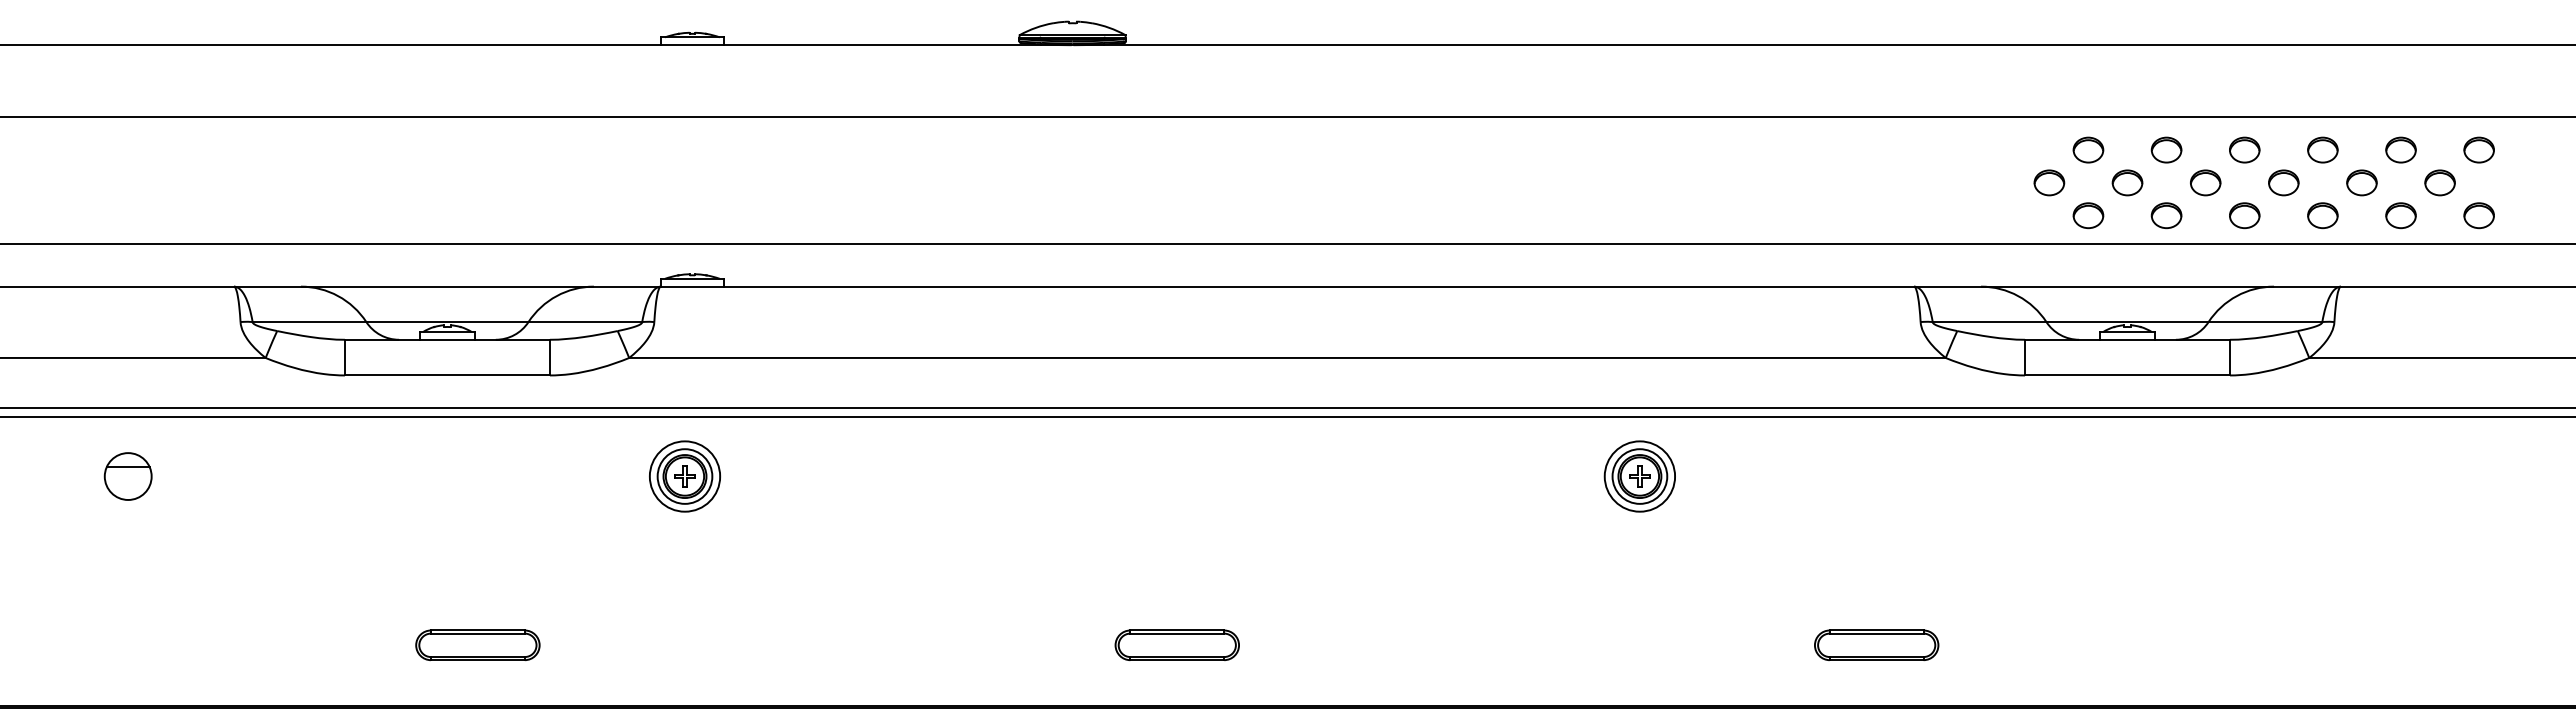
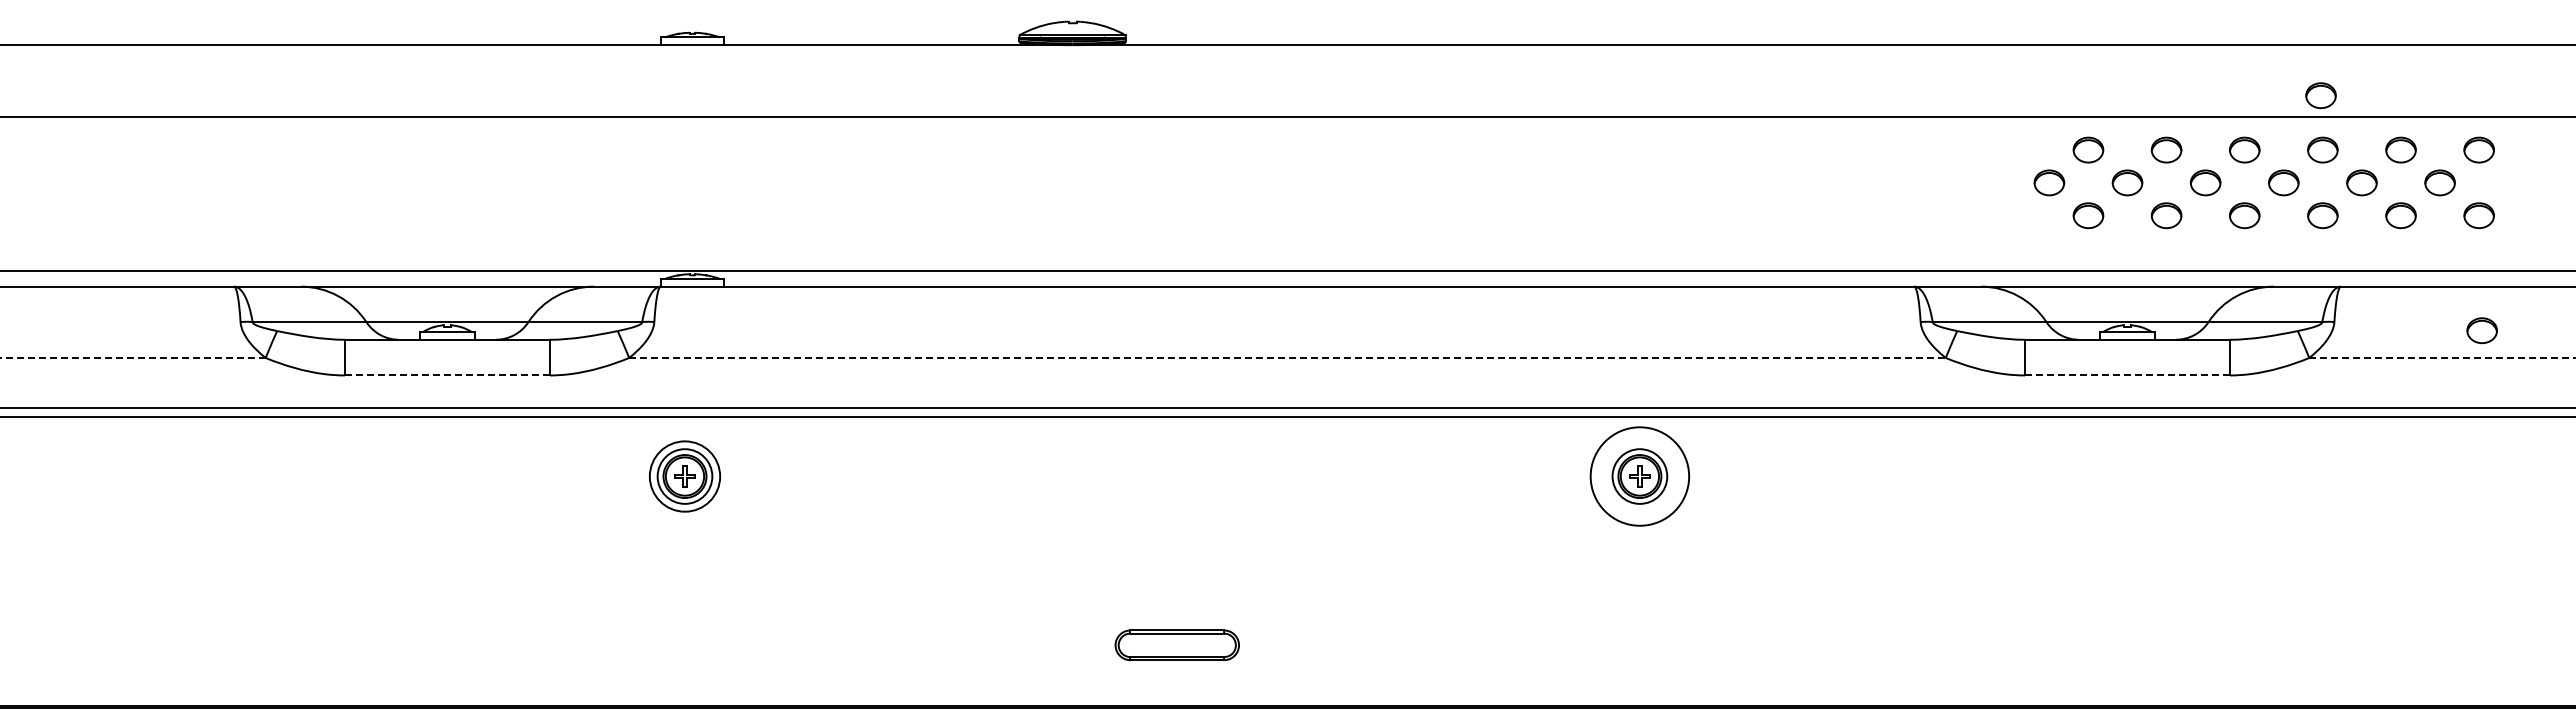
part: none -> present (2320, 95)
line position: (1287, 243) -> (1287, 270) (1287, 270)
part: none -> present (2481, 330)
line: solid -> dashed (132, 357)
line: solid -> dashed (1287, 357)
line: solid -> dashed (2442, 357)
line: solid -> dashed (447, 375)
line: solid -> dashed (2127, 375)
part: present -> none (127, 476)
circle diameter: 70 px -> 98 px (1639, 476)
part: present -> none (1876, 644)
part: present -> none (477, 645)
